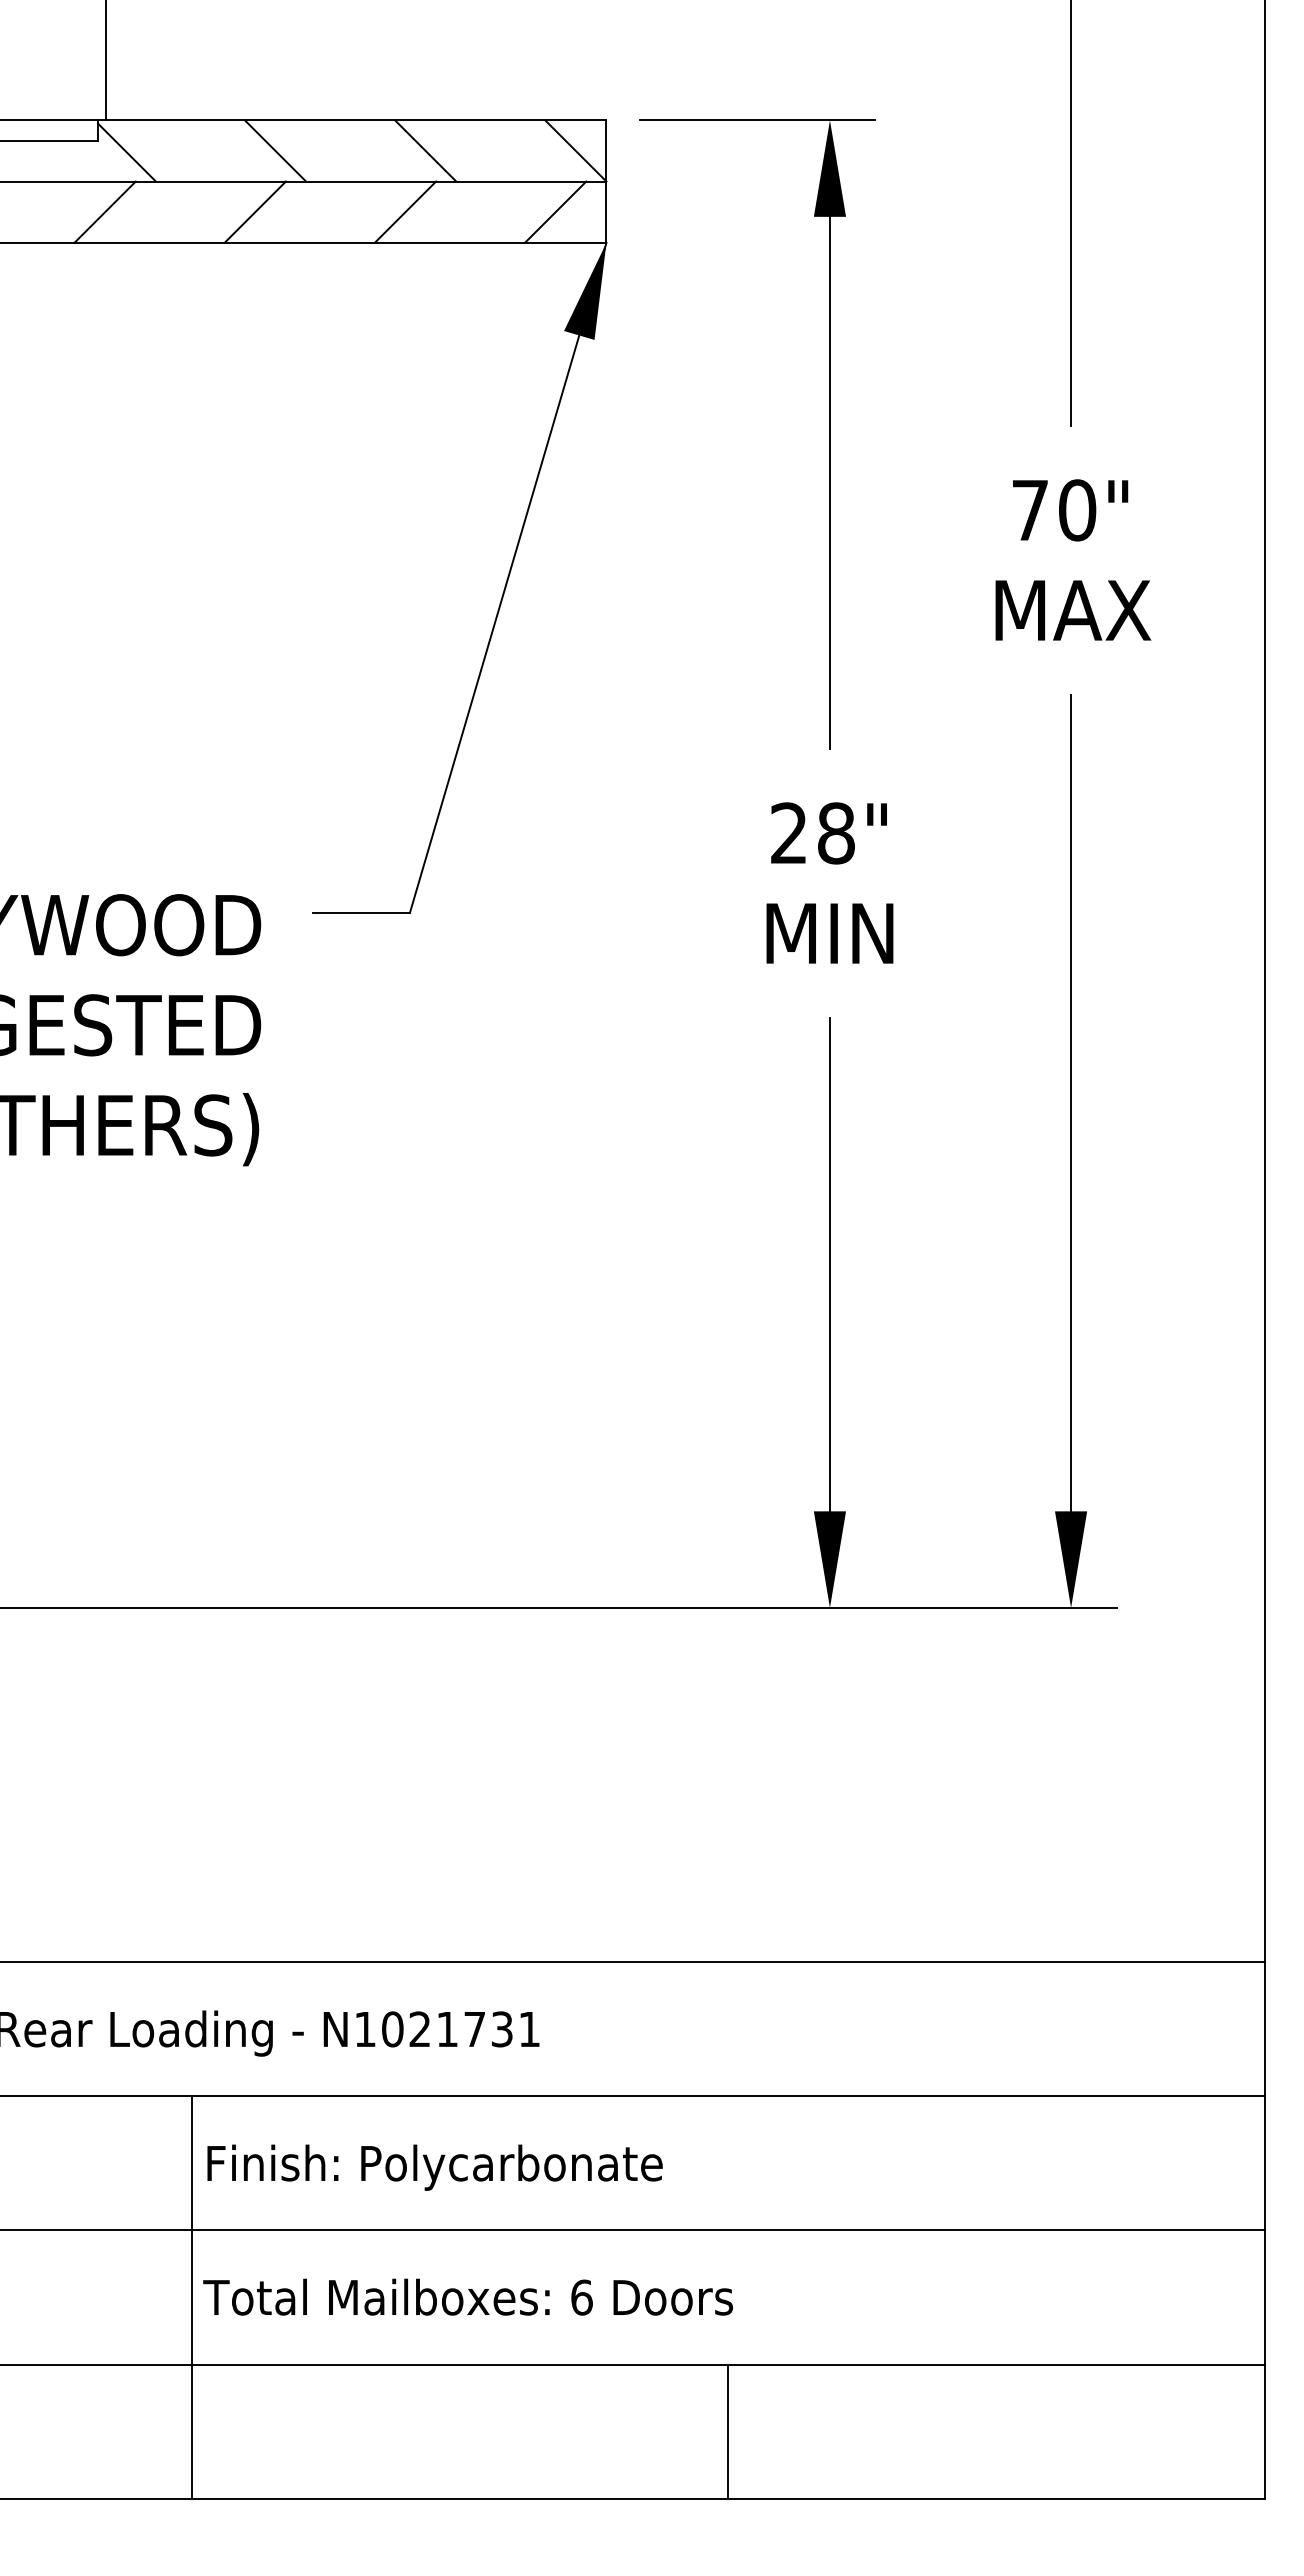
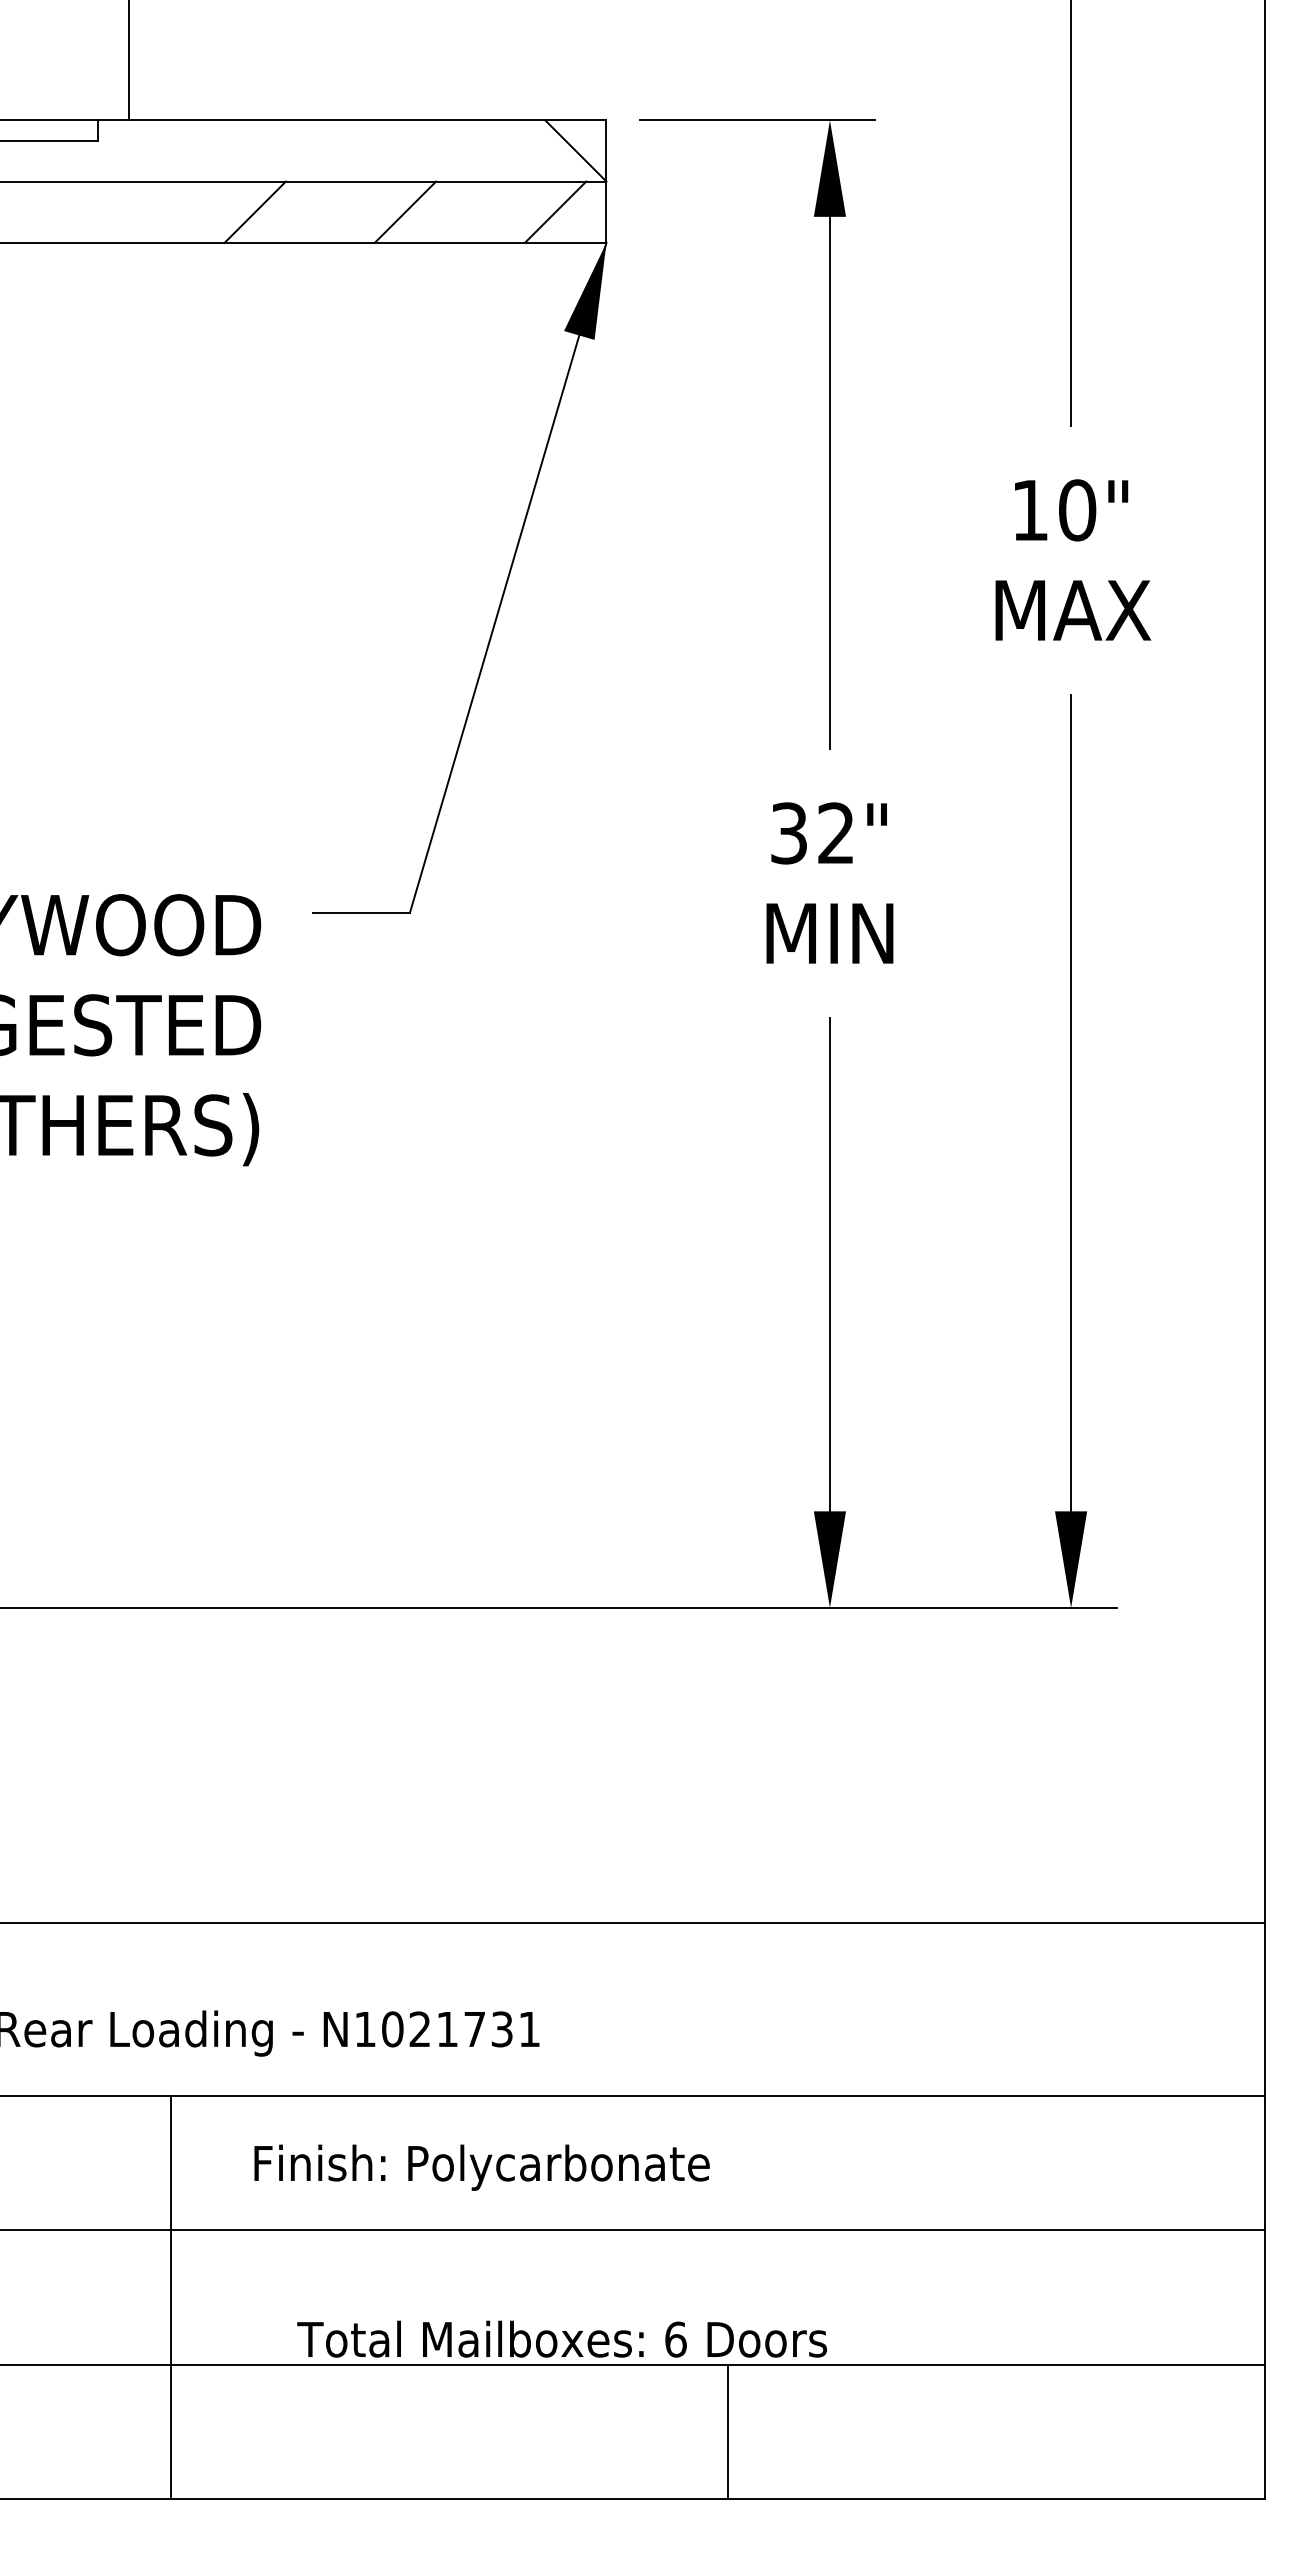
line position: (105, 61) -> (128, 61) (128, 61)
line: present -> none (275, 150)
line: present -> none (425, 150)
line: present -> none (126, 152)
line: present -> none (104, 211)
text: 70" -> 10" (1030, 510)
text: 28" -> 32" (812, 833)
line position: (633, 1962) -> (633, 1923) (633, 1923)
text position: (434, 2167) -> (481, 2167) (481, 2167)
text position: (467, 2296) -> (561, 2338) (561, 2338)
line position: (192, 2297) -> (171, 2297) (171, 2297)
